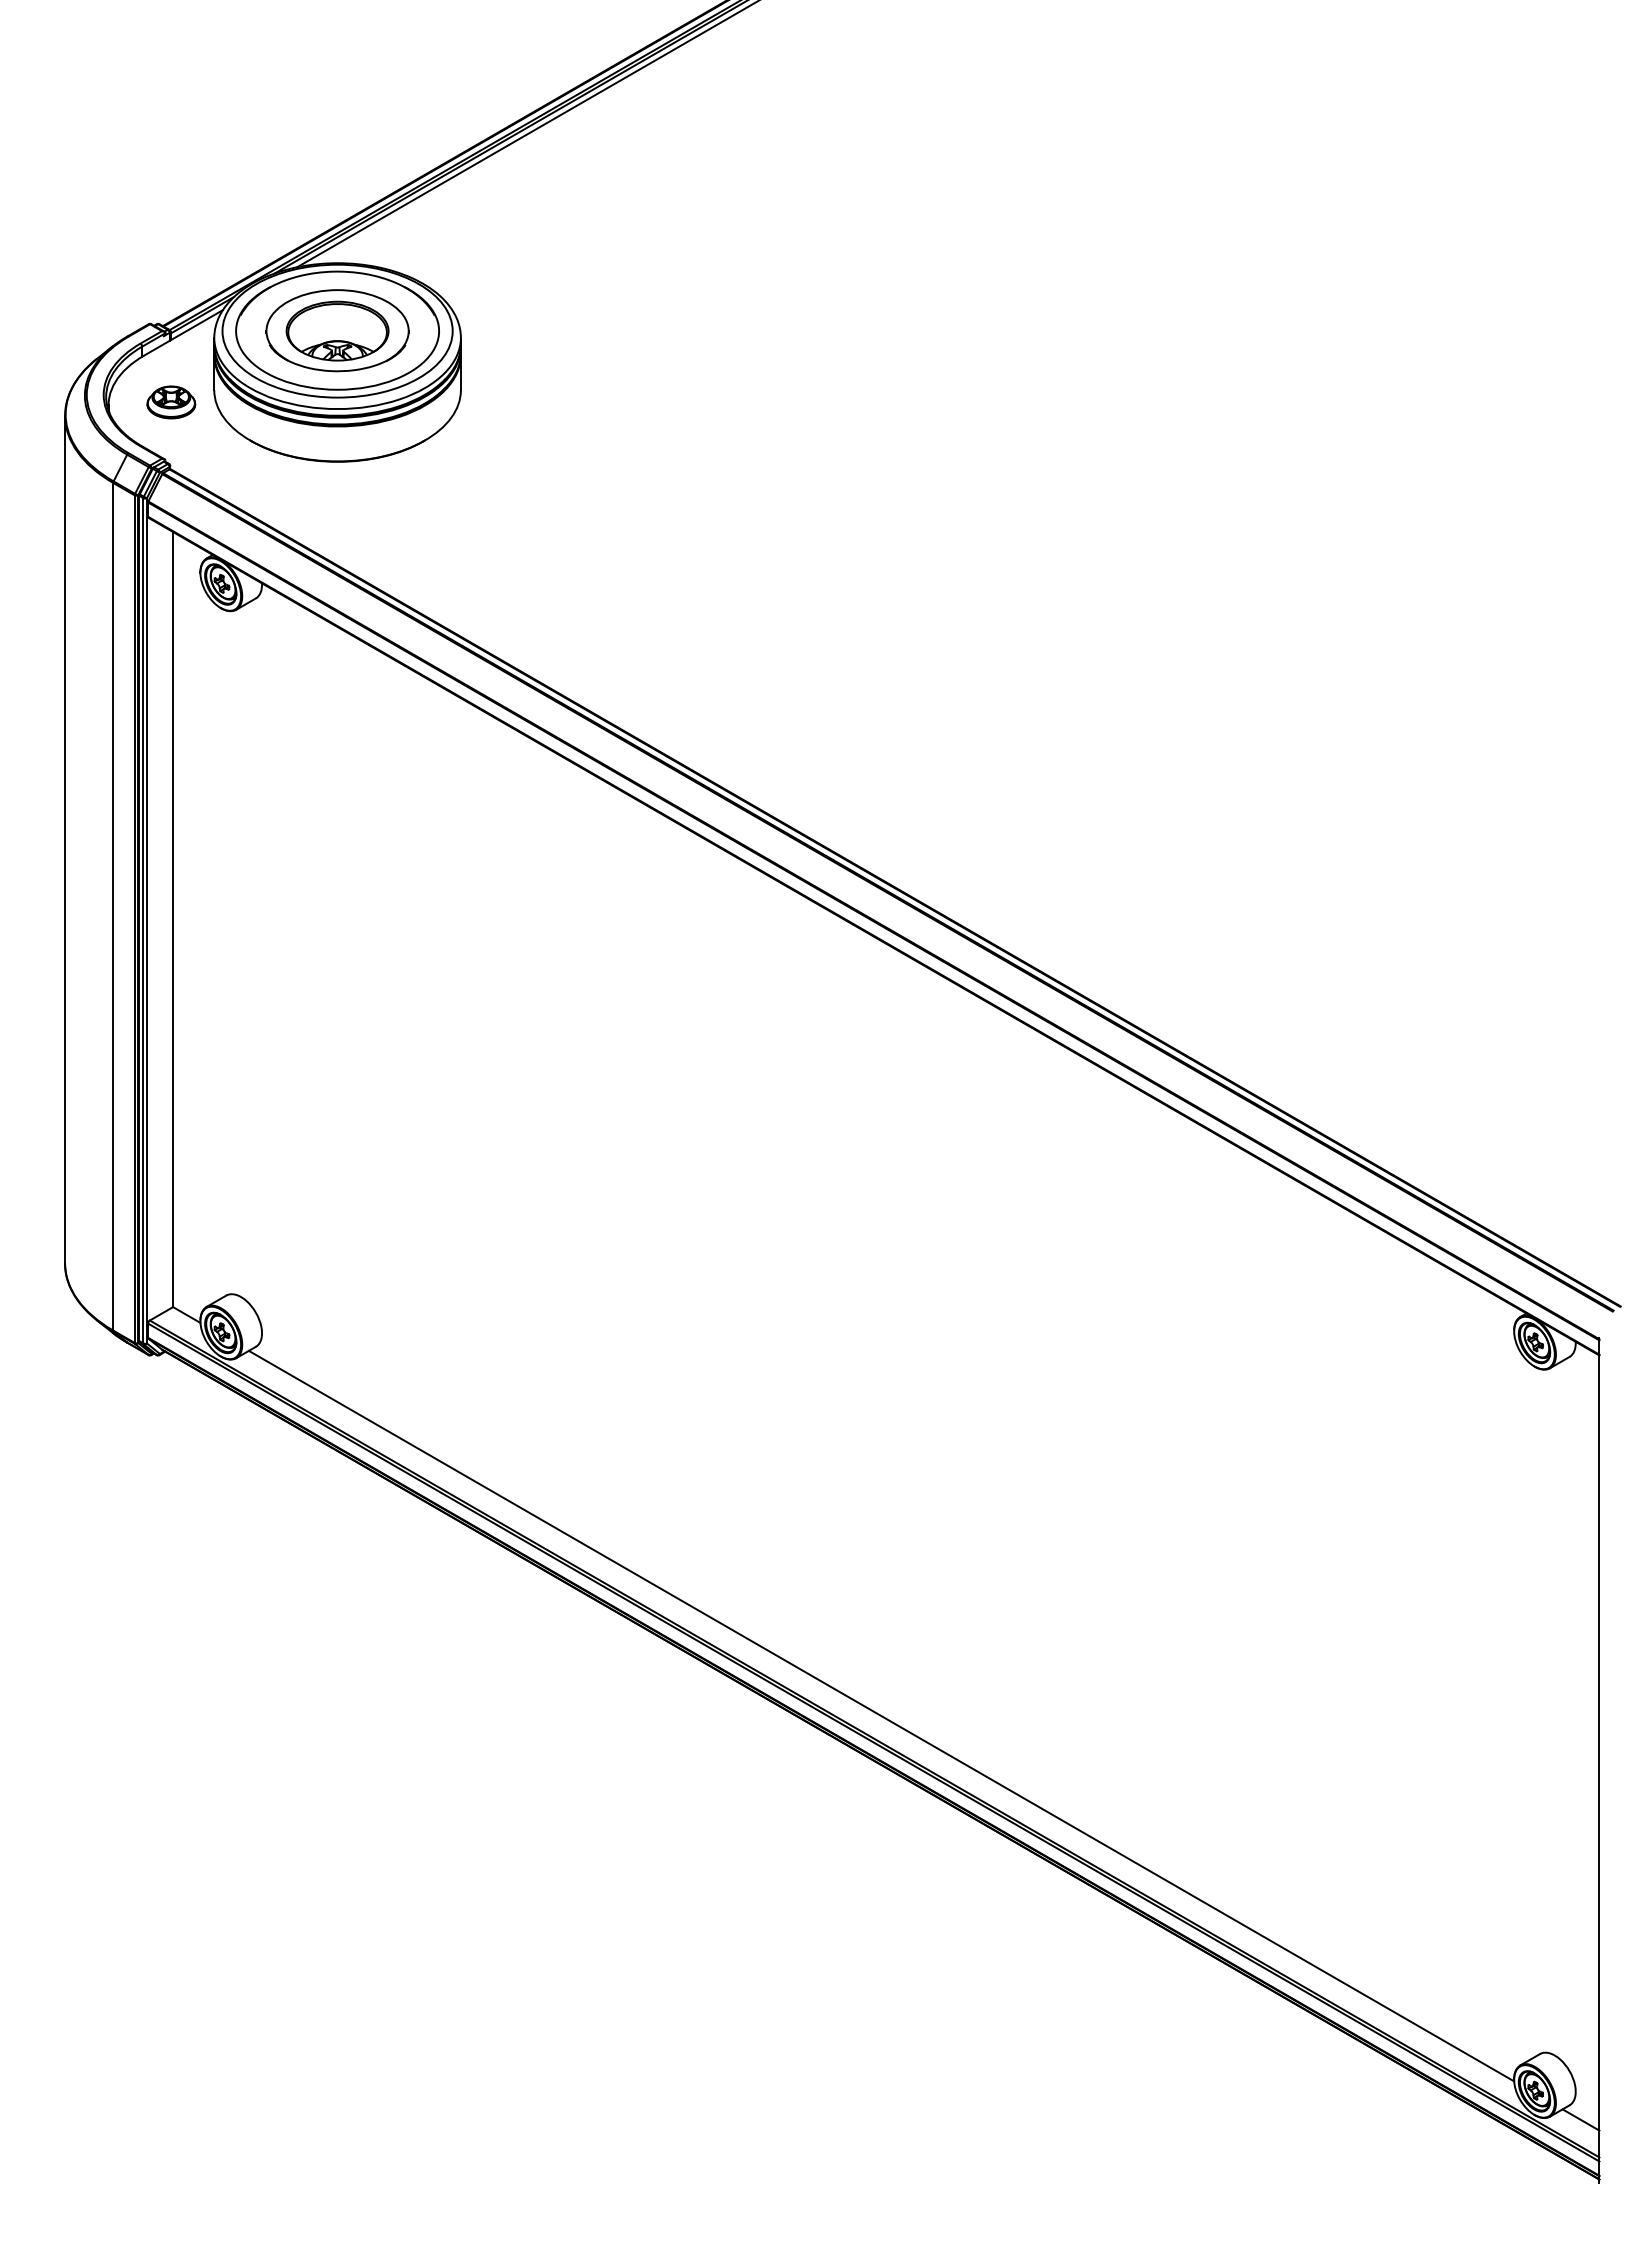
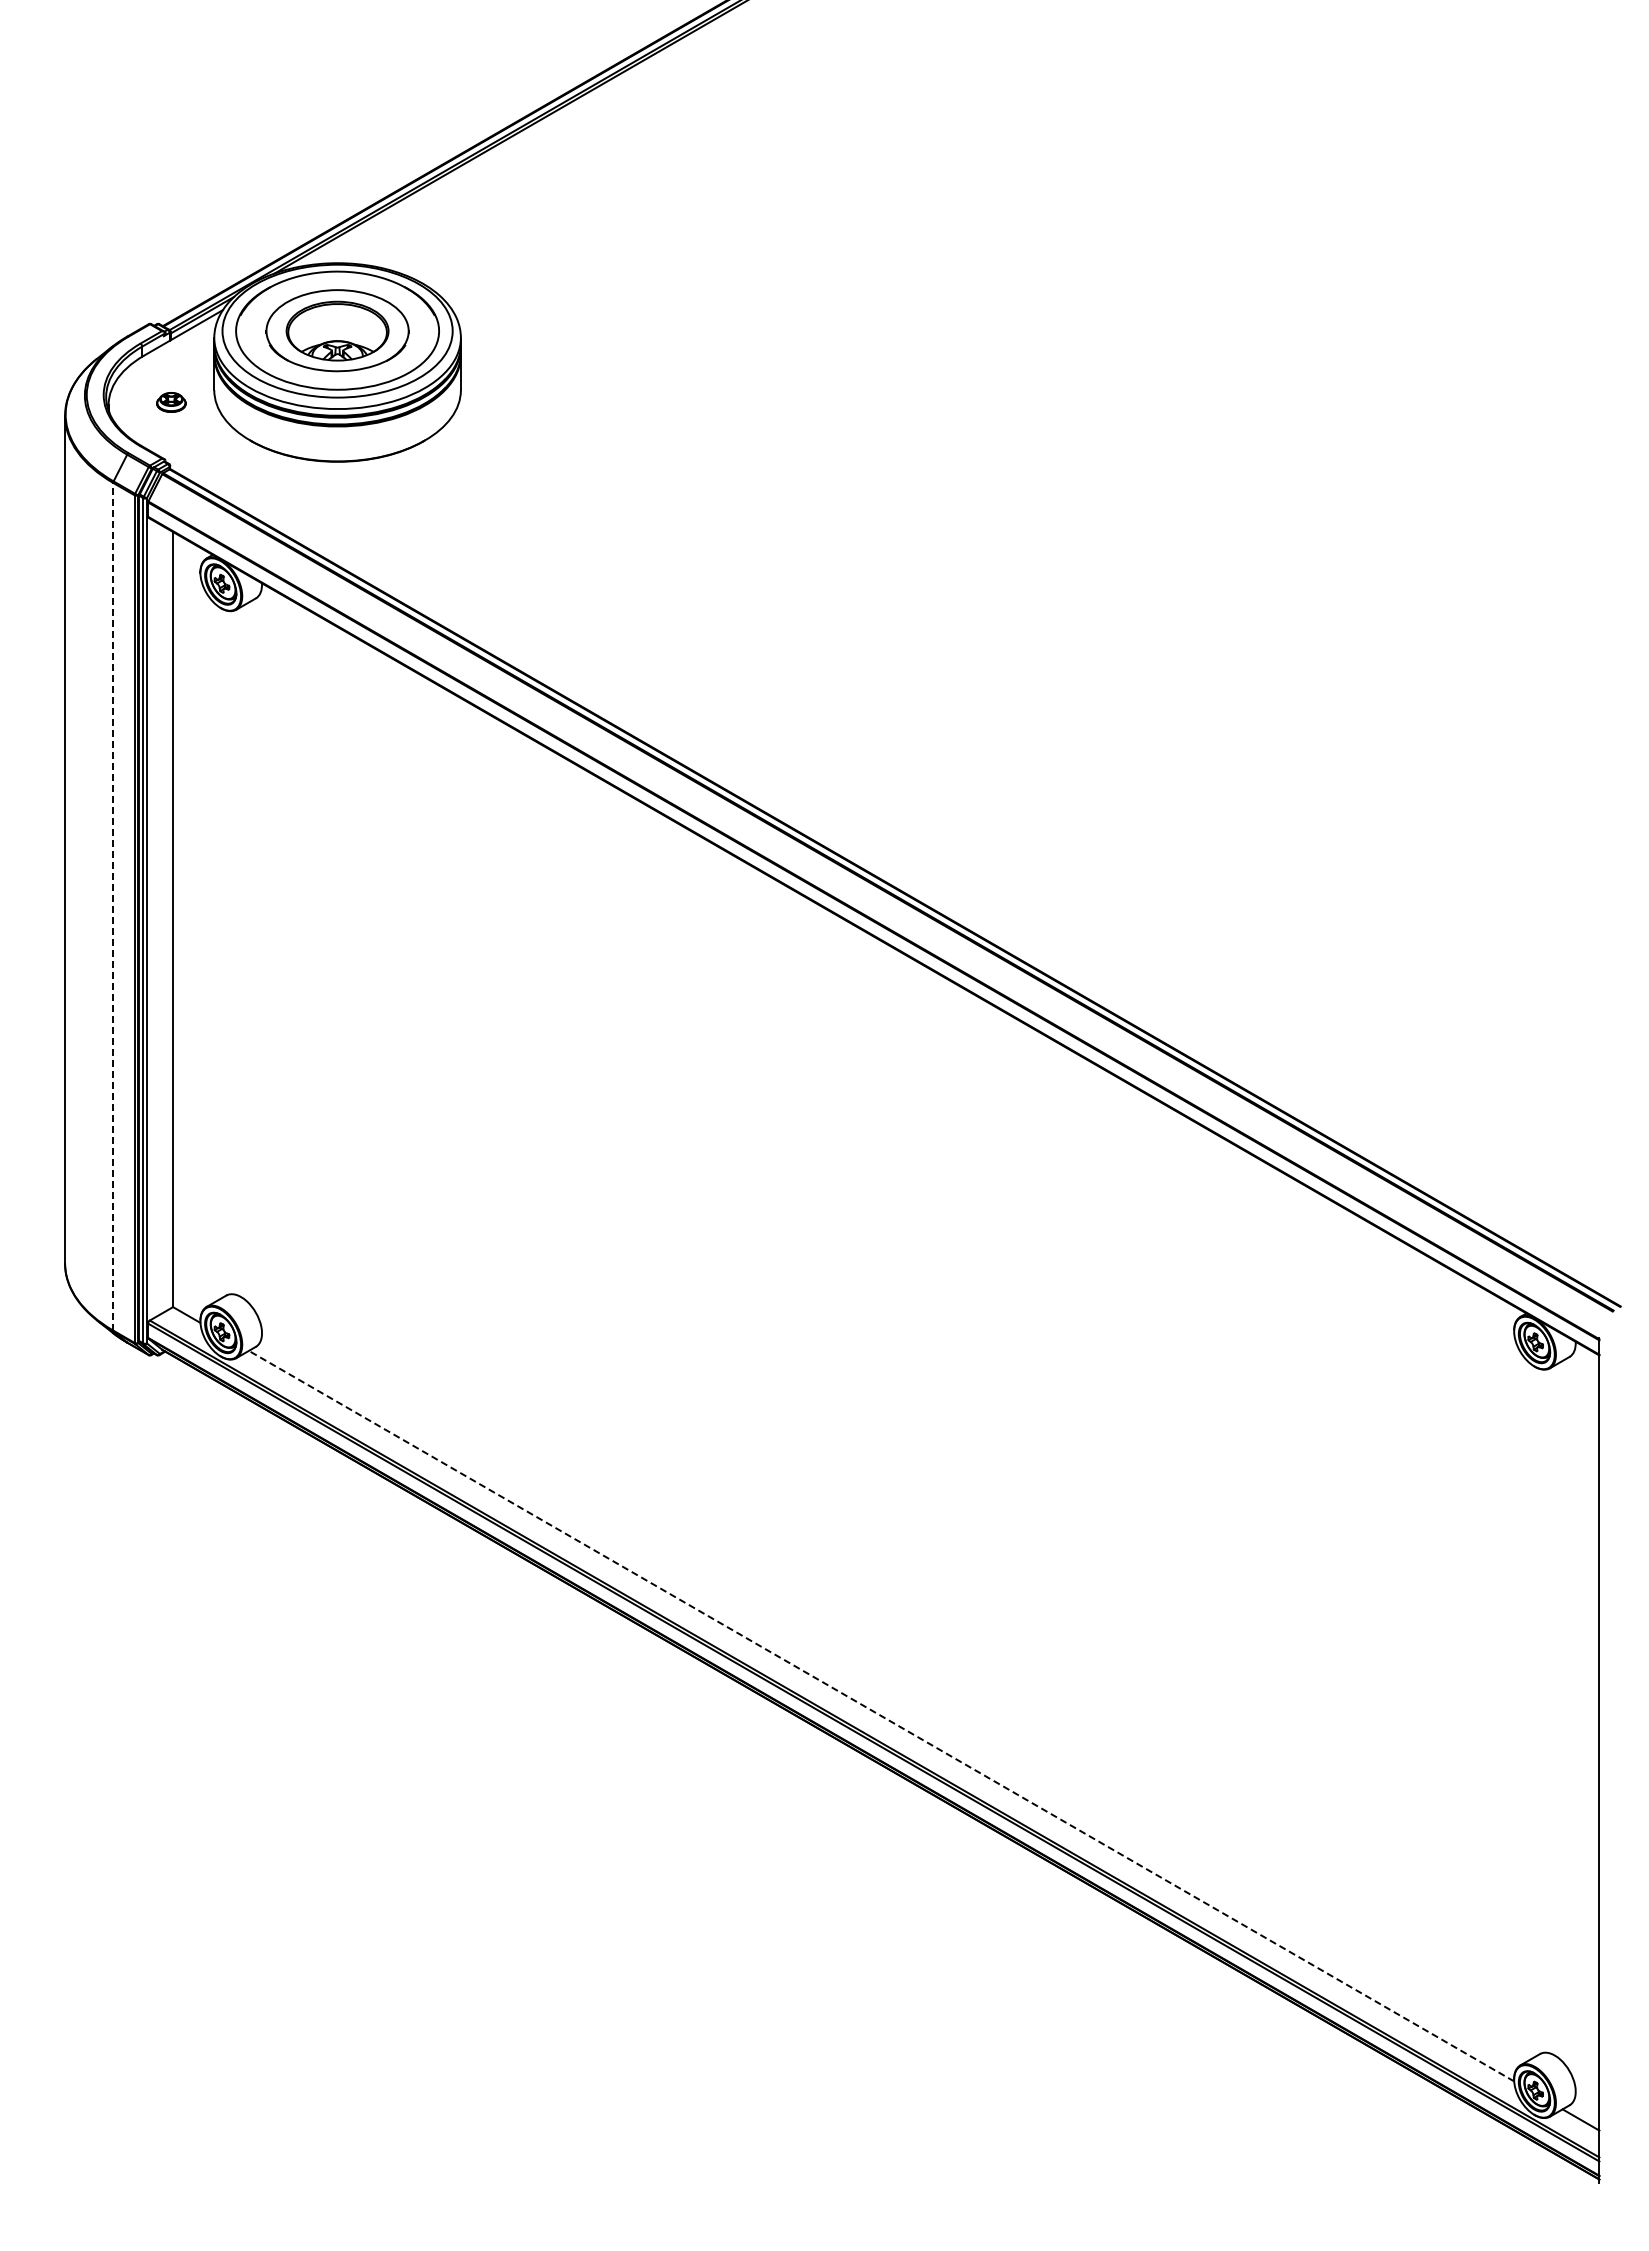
line: present -> none (526, 134)
part size: 51x35 px -> 31x21 px (171, 402)
line: solid -> dashed (113, 906)
line: solid -> dashed (881, 1716)
